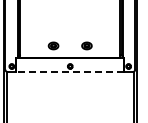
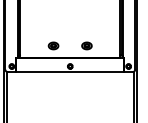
line: dashed -> solid (70, 72)
